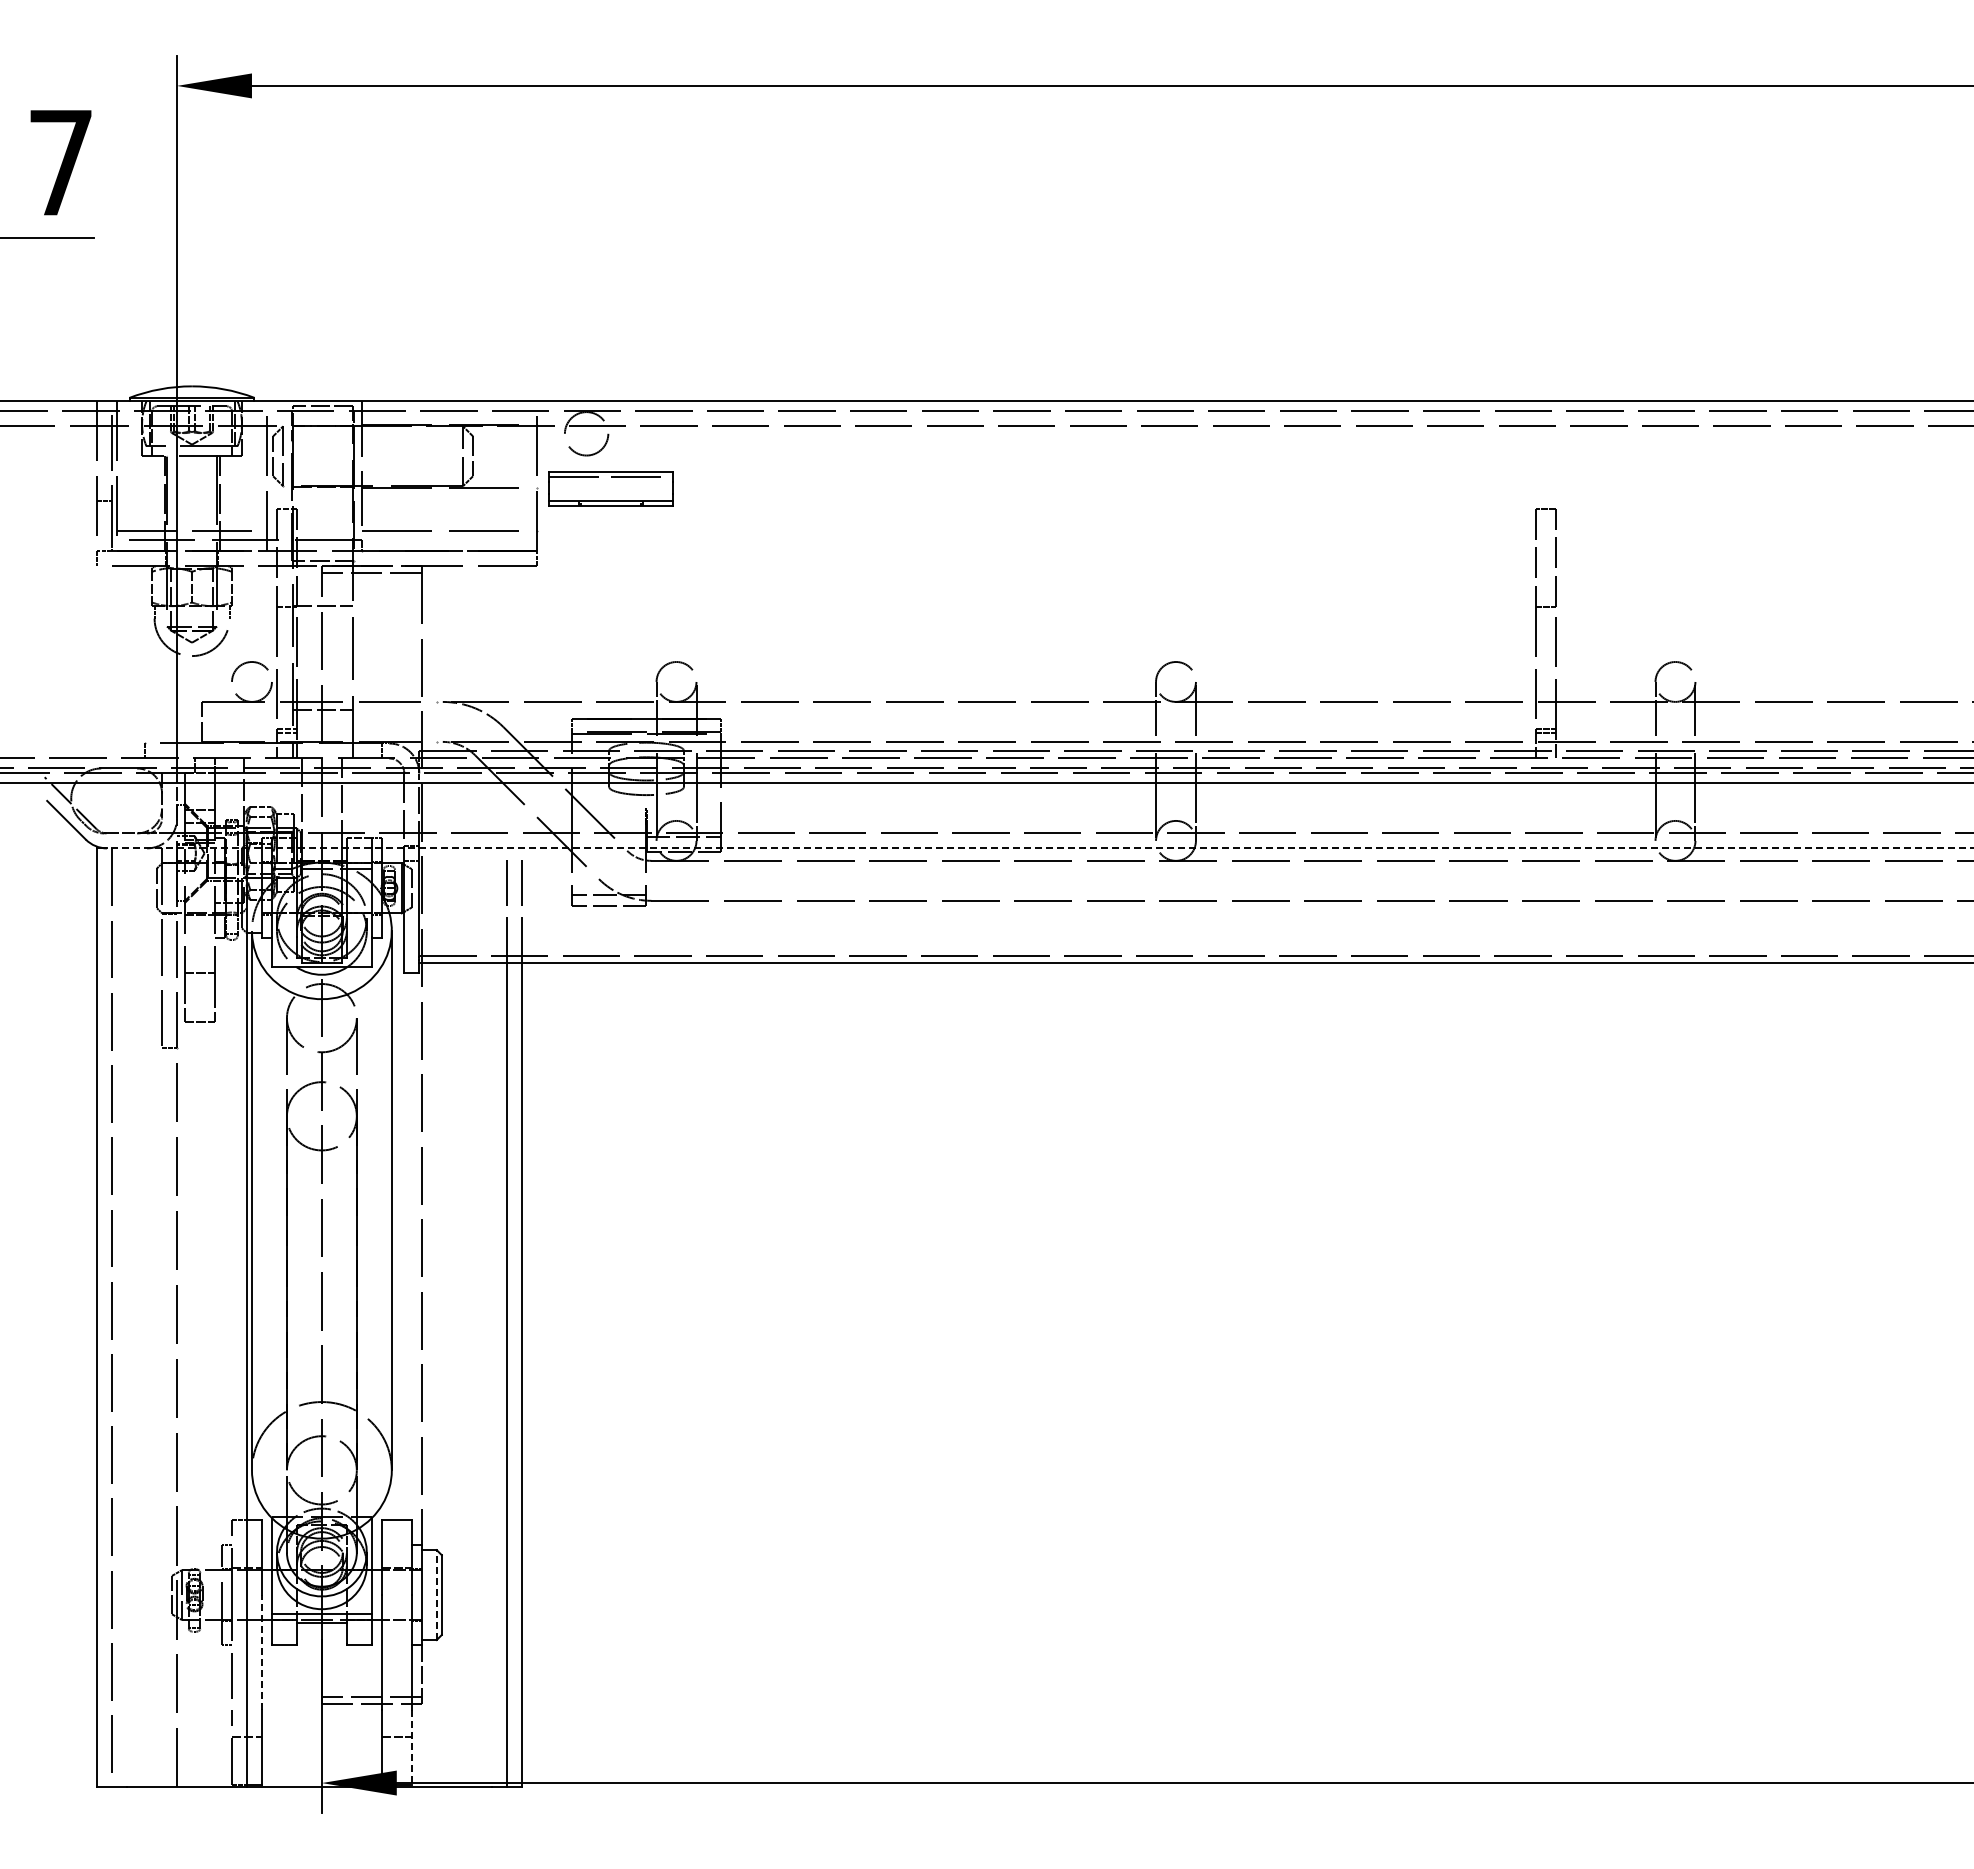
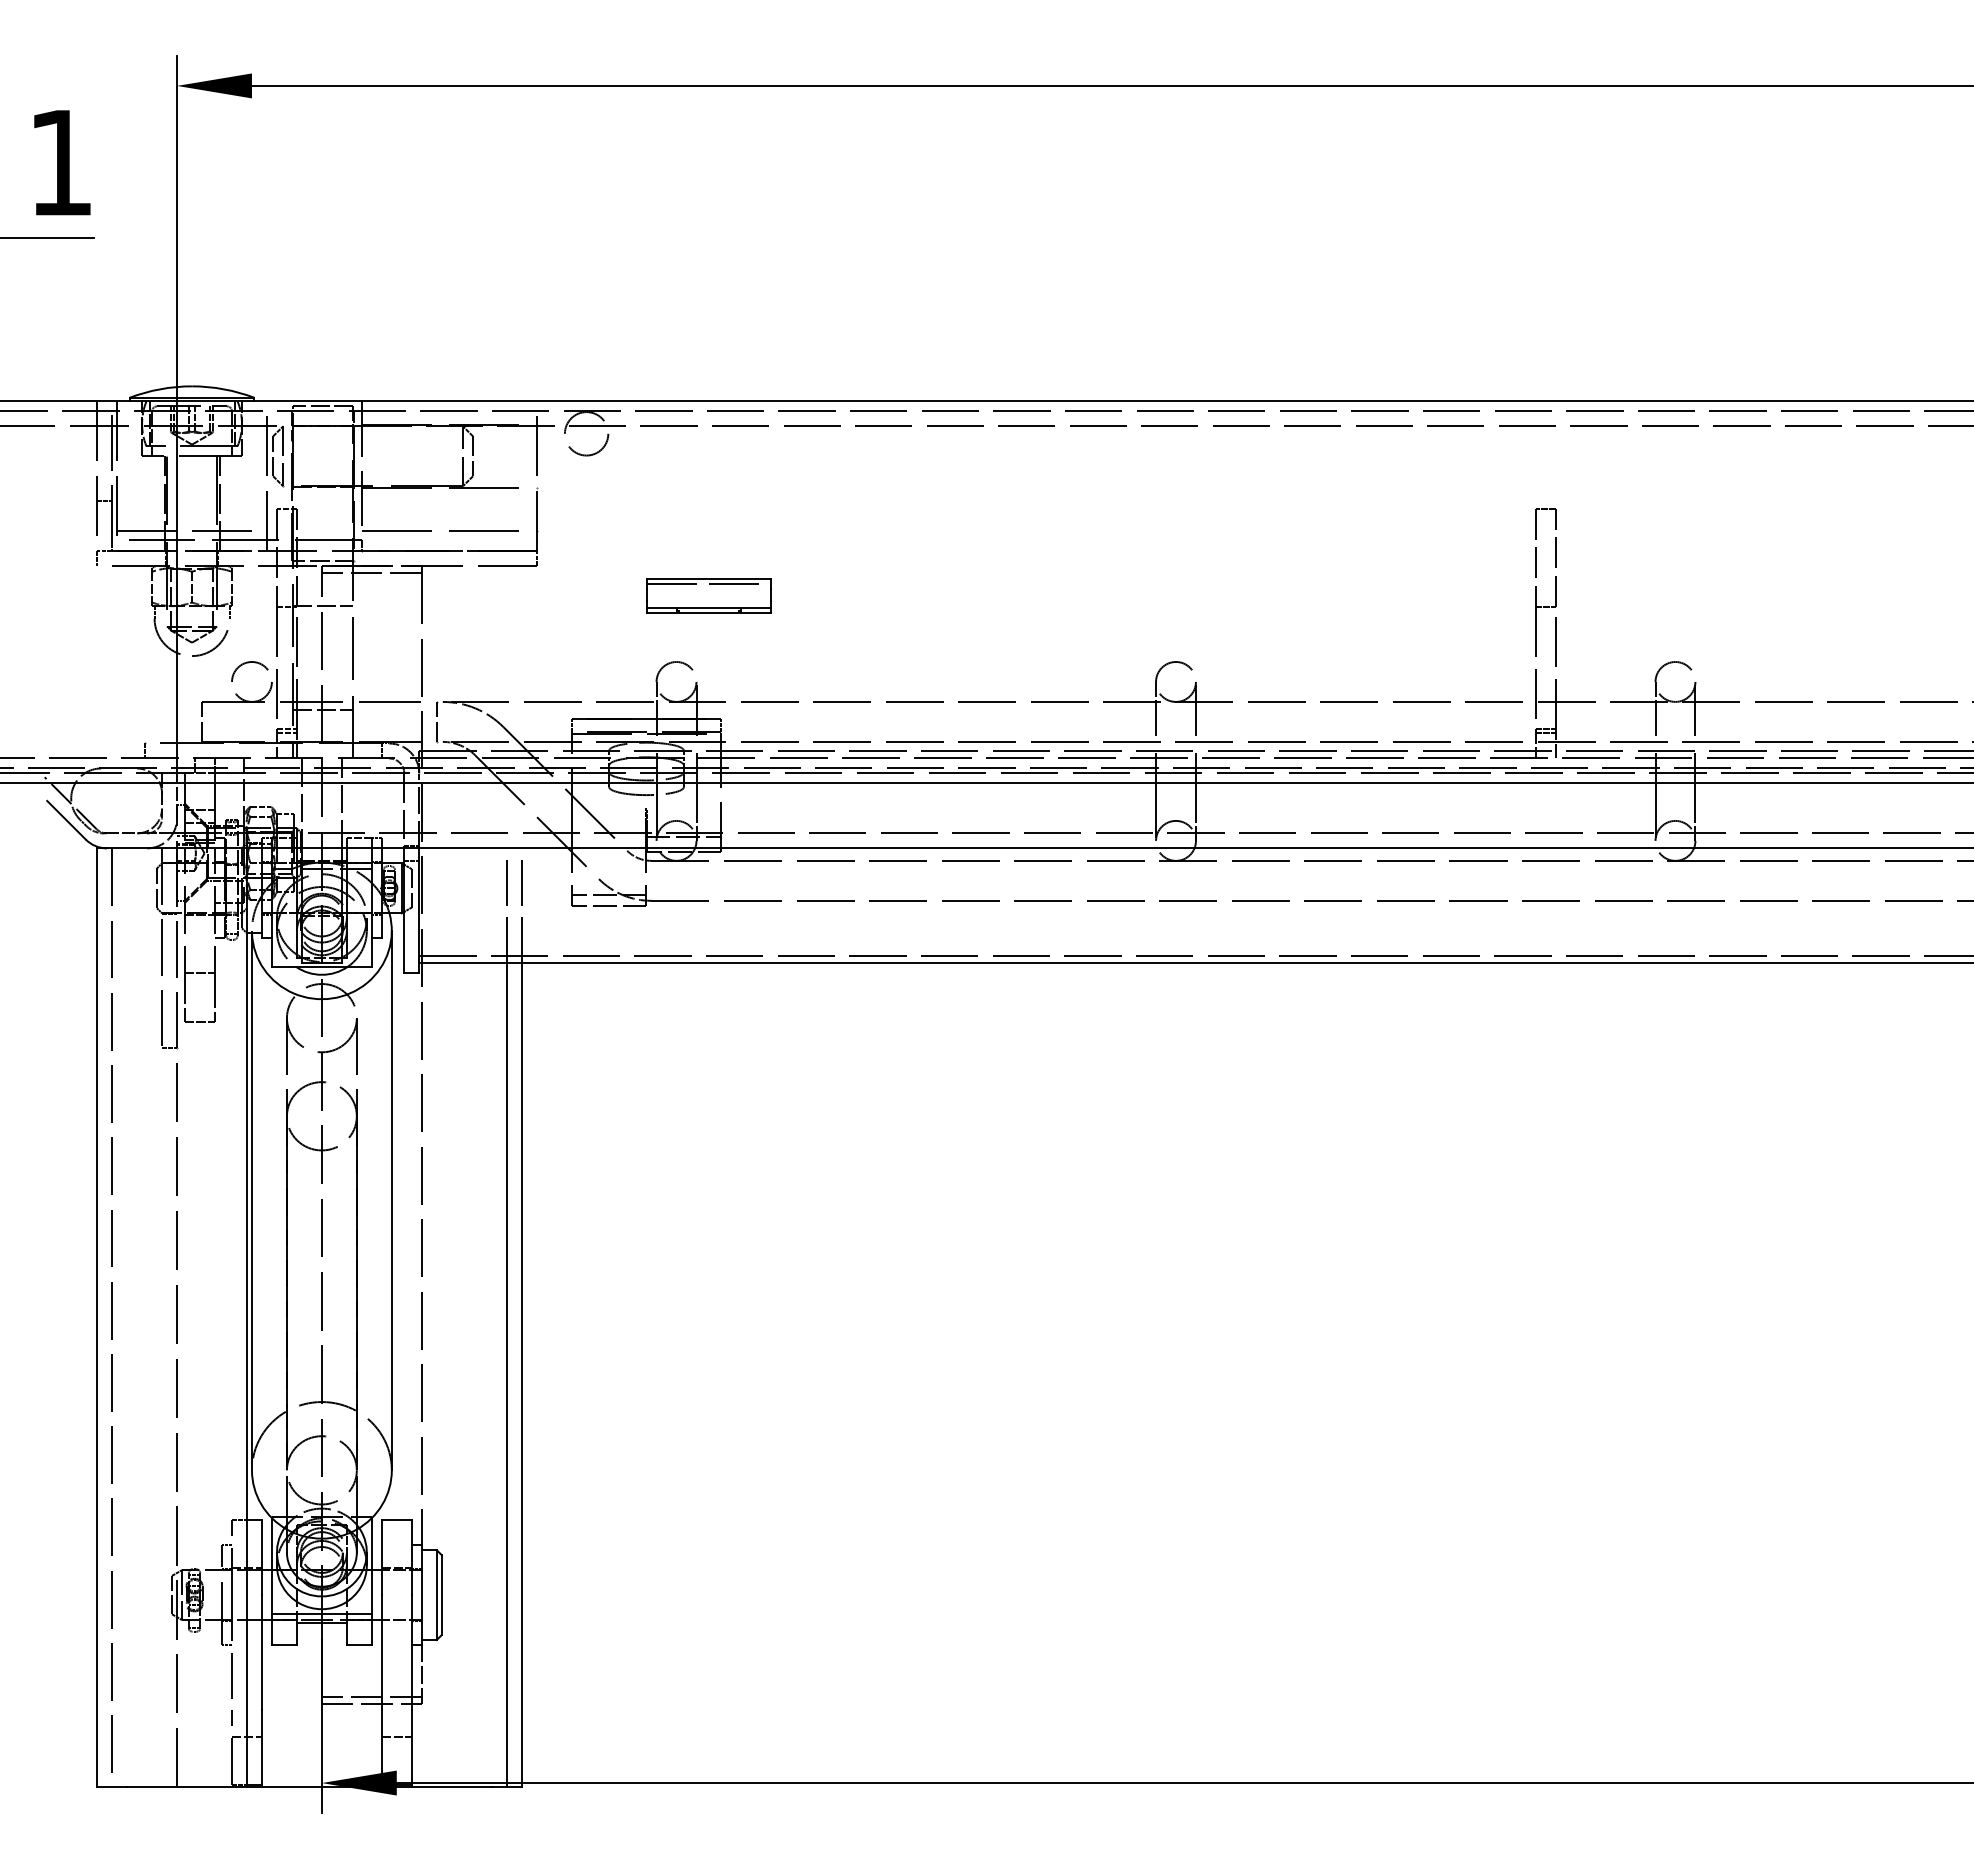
text: 7 -> 1 (60, 162)
part position: (610, 488) -> (708, 595) (708, 595)
line: none -> present (436, 721)
line: dashed -> solid (1040, 848)
line: dashed -> solid (436, 1595)
line: dashed -> solid (261, 1652)
line: dashed -> solid (411, 1747)
